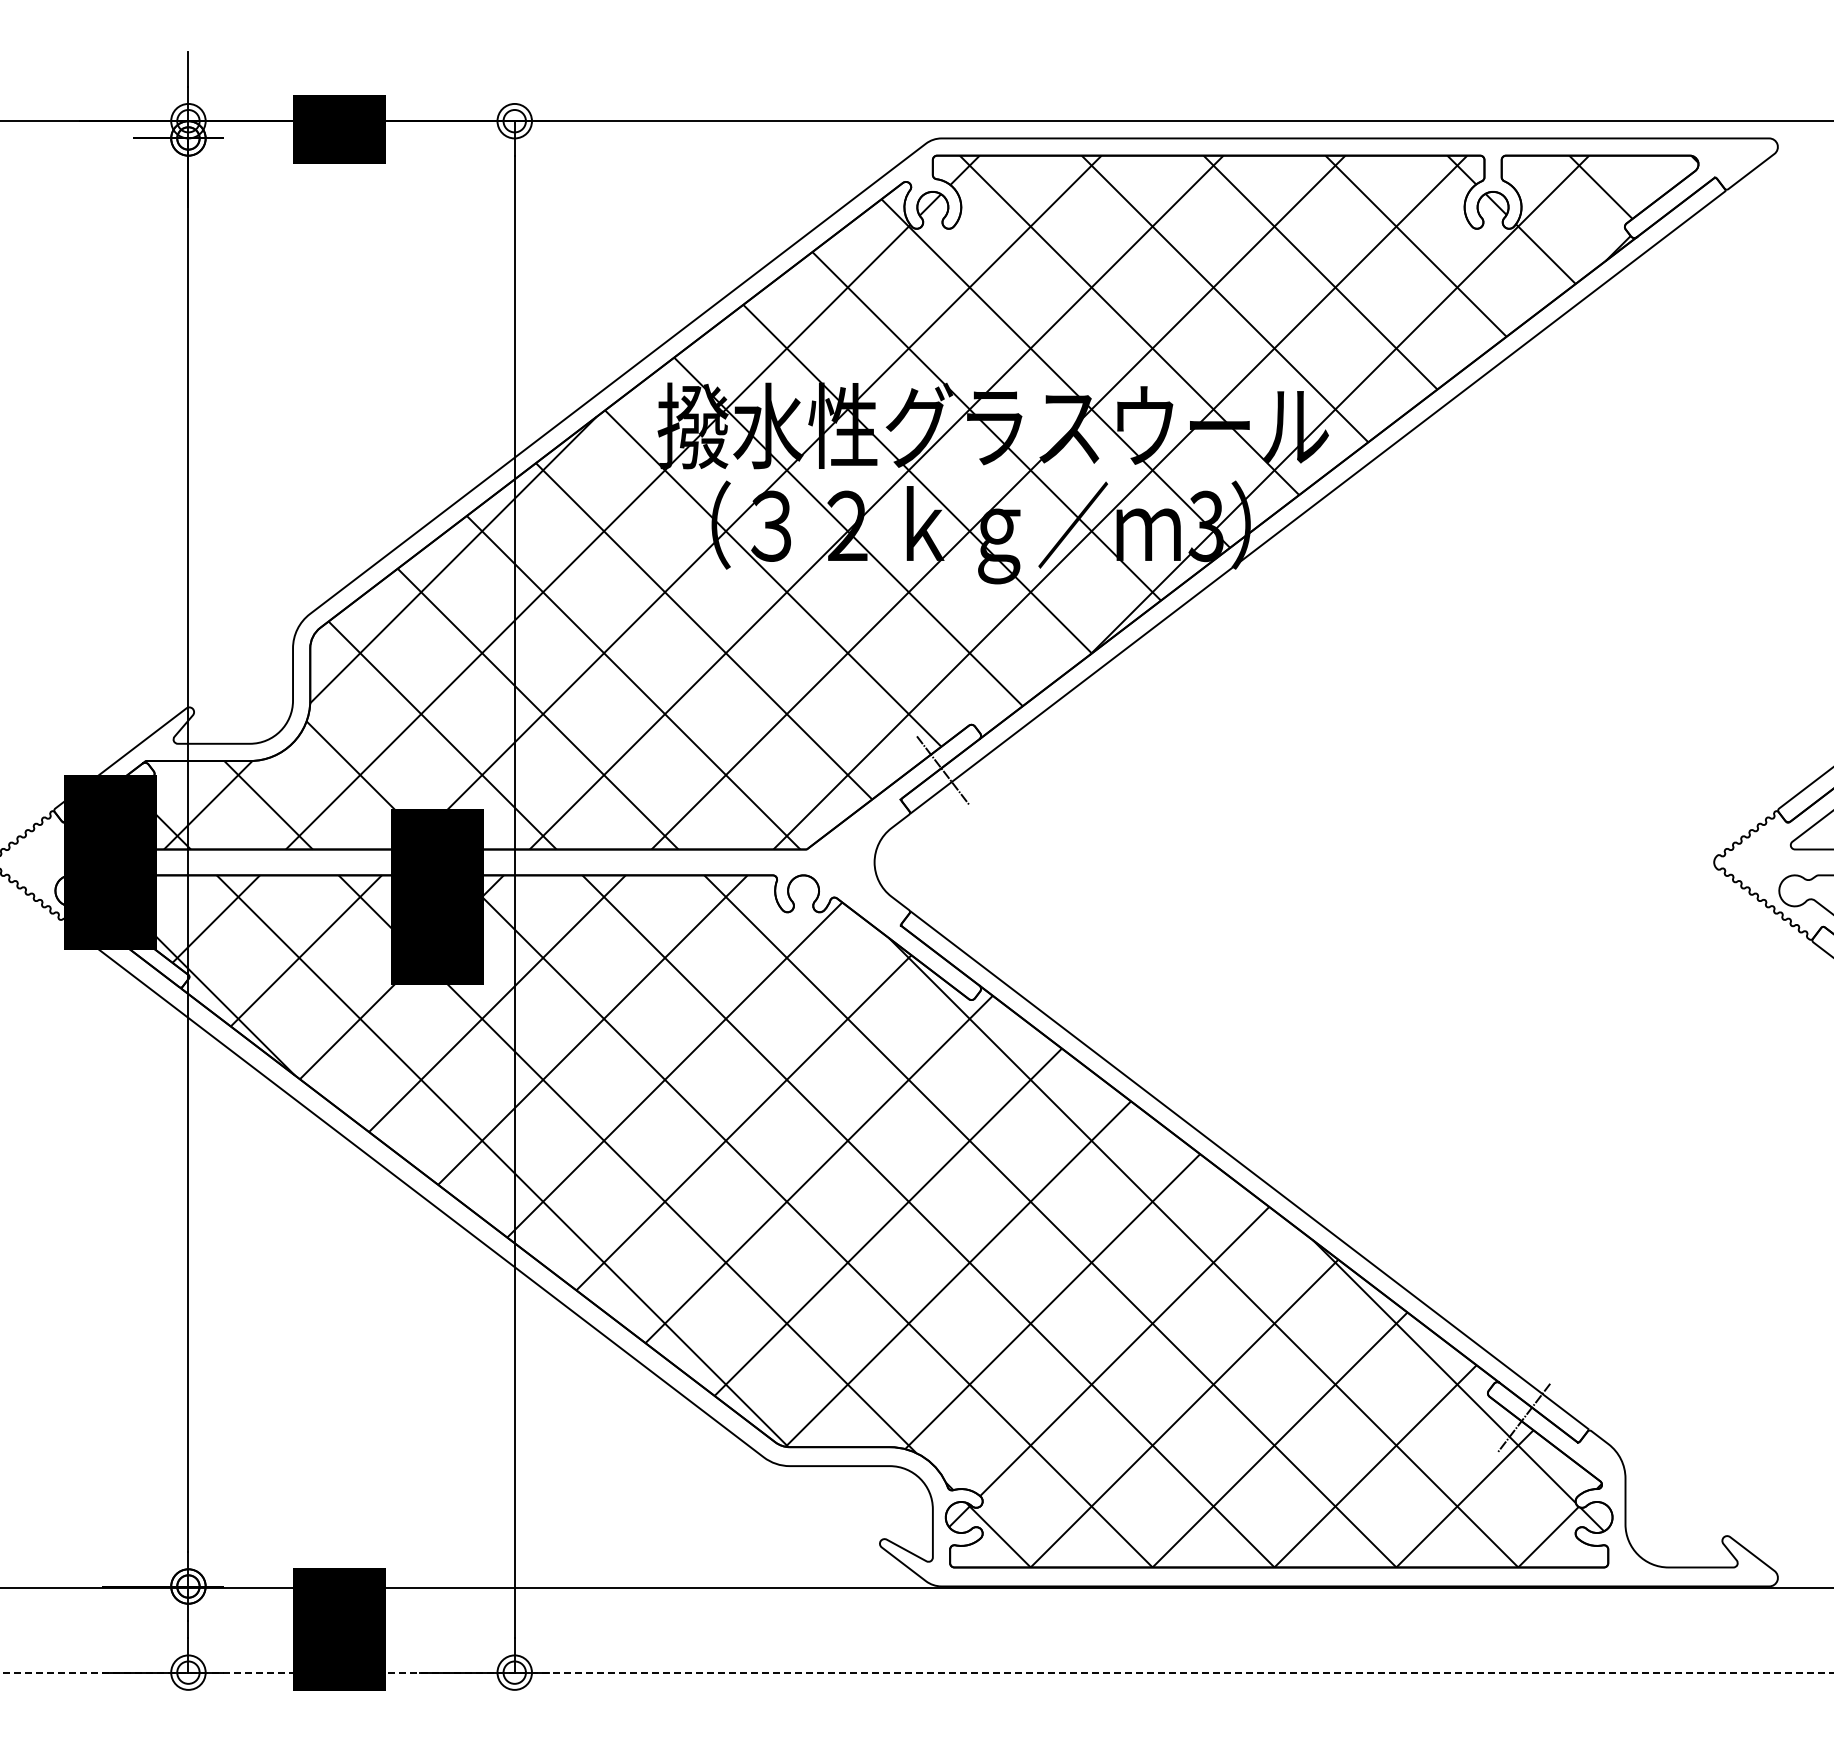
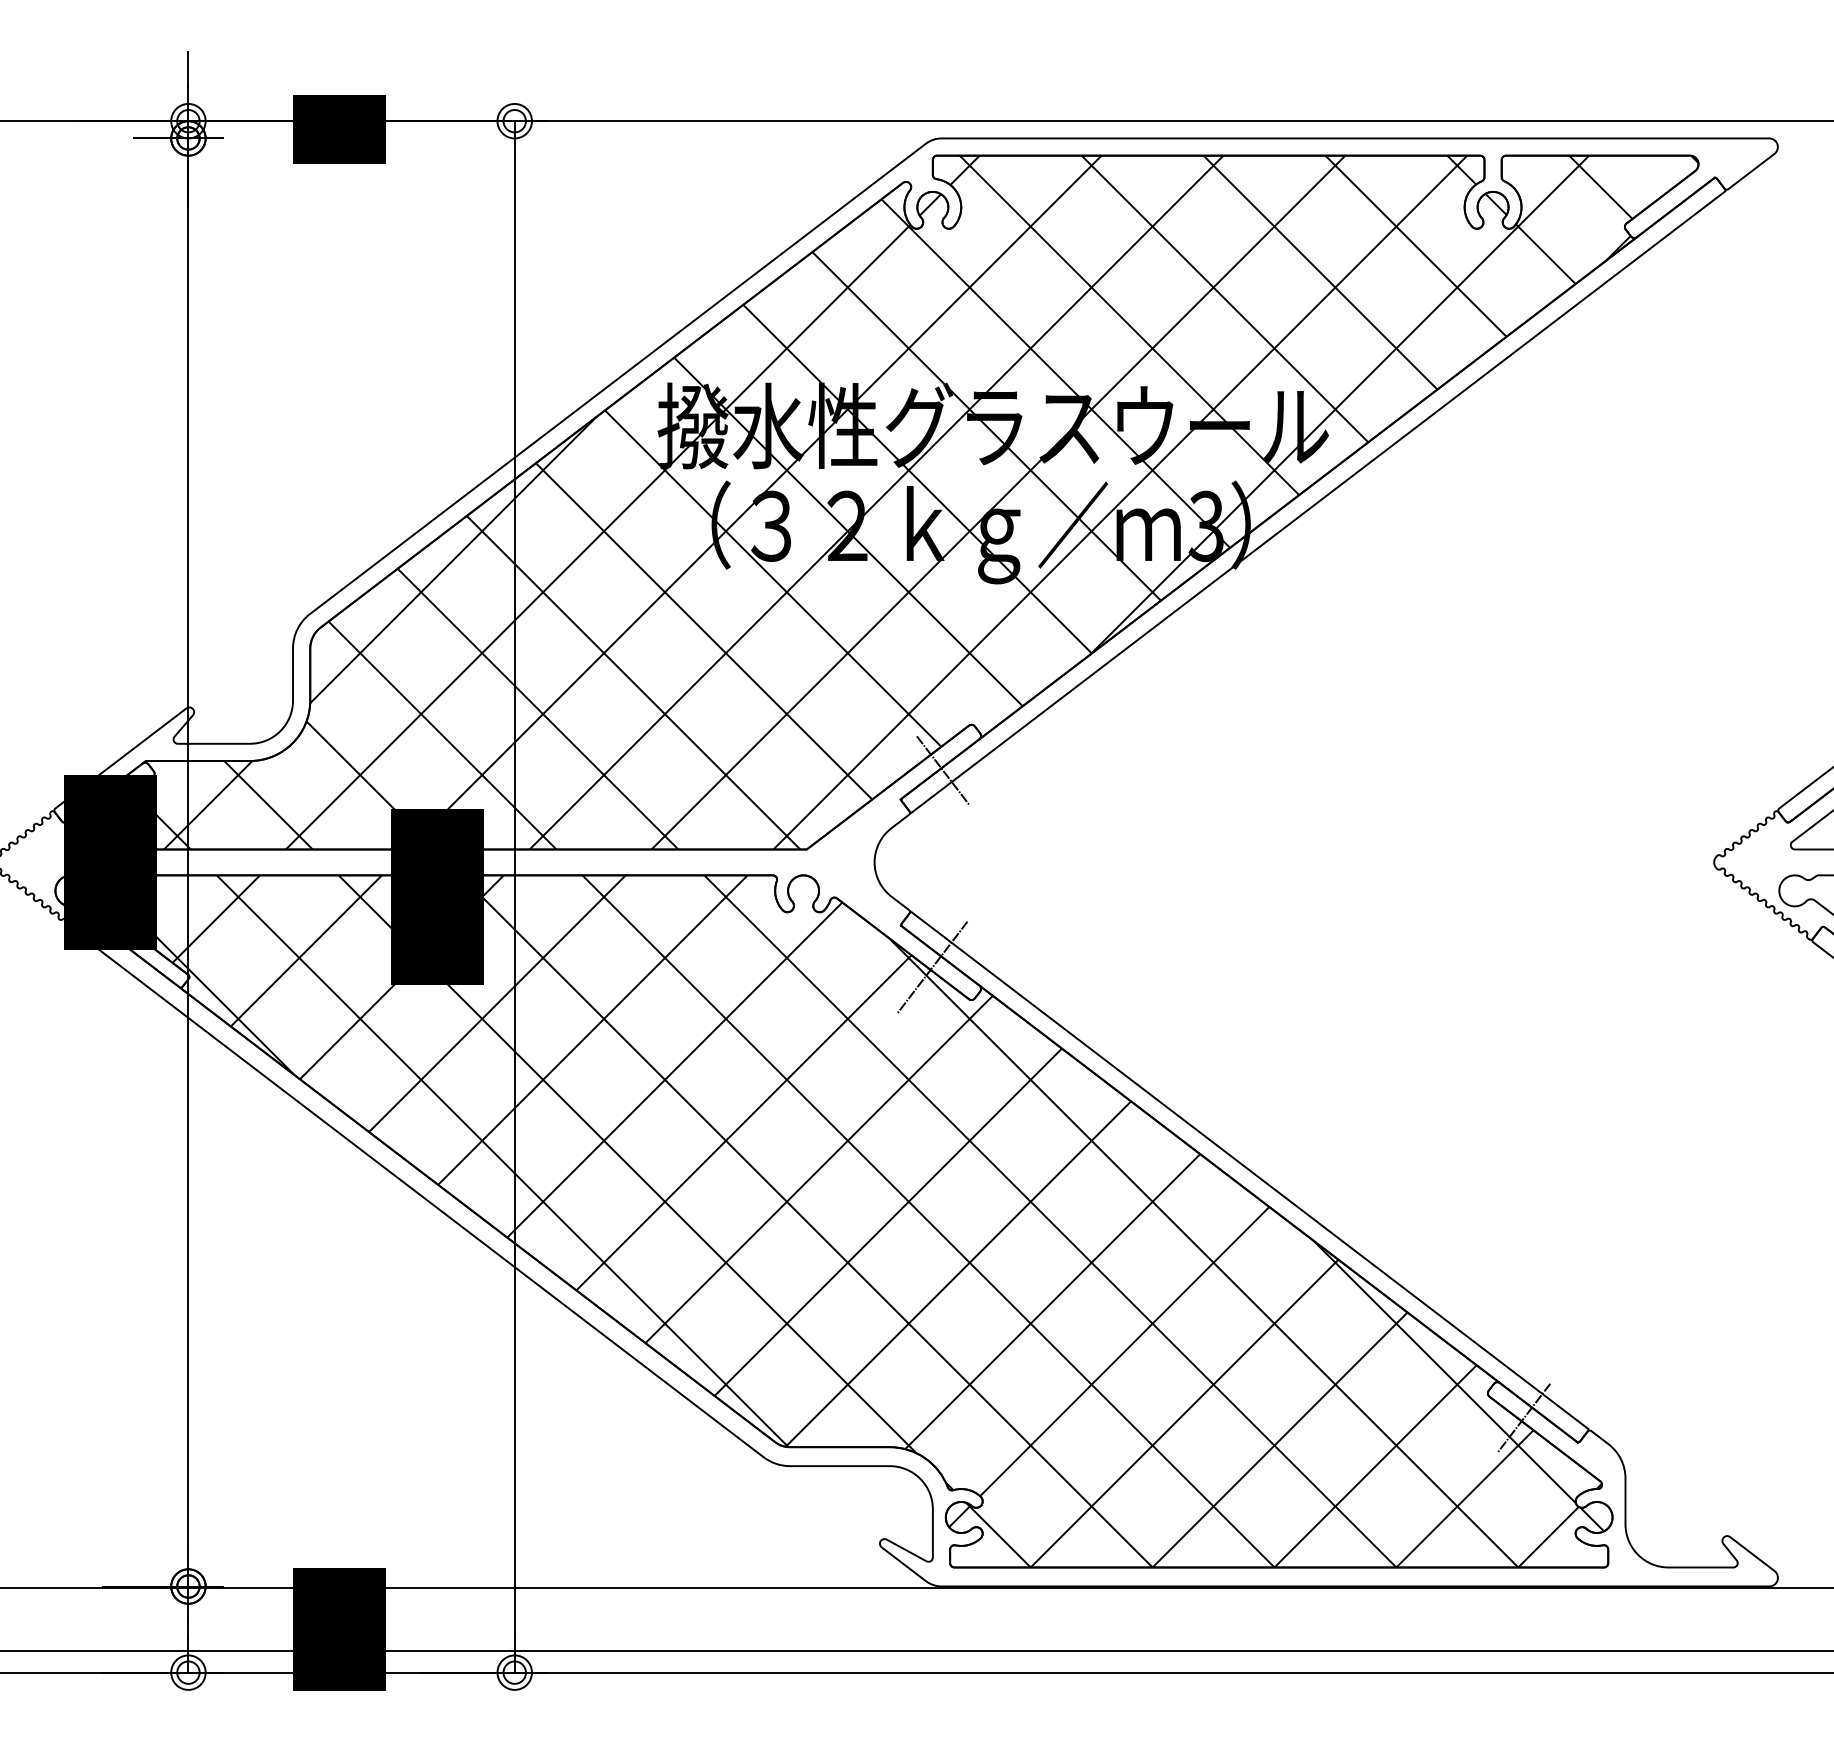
line: none -> present (932, 967)
line: none -> present (916, 1651)
line: dashed -> solid (917, 1672)
